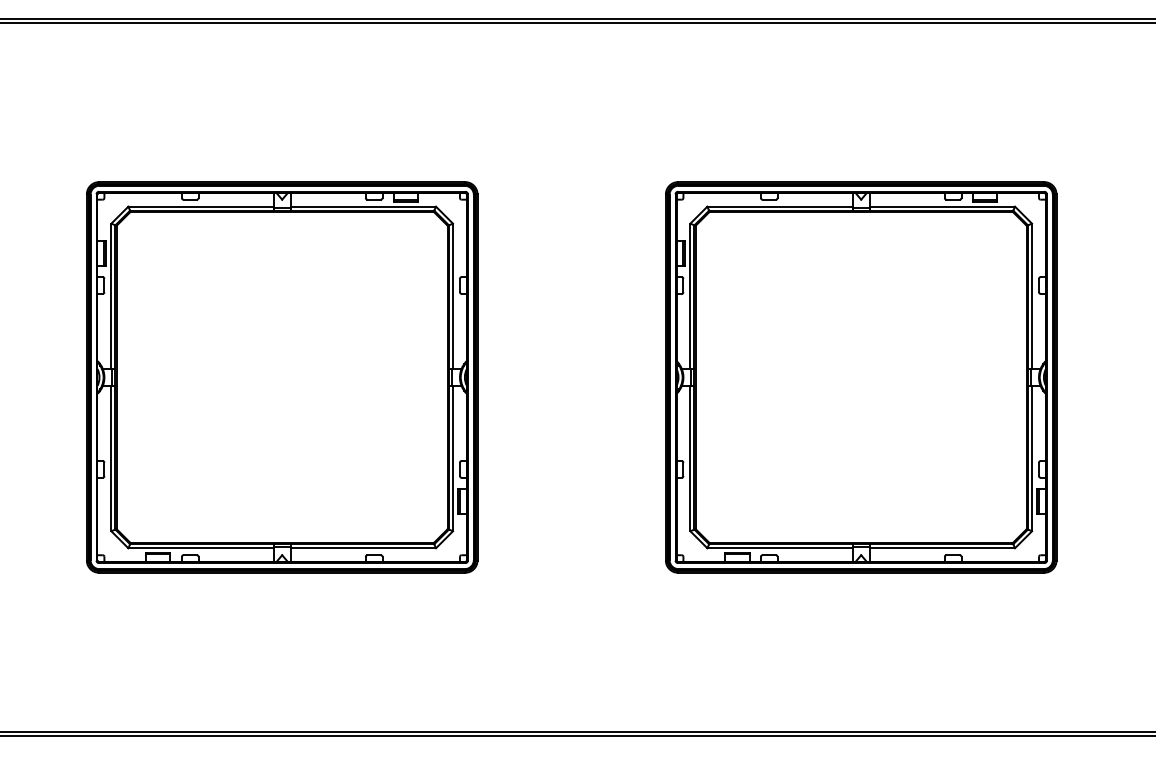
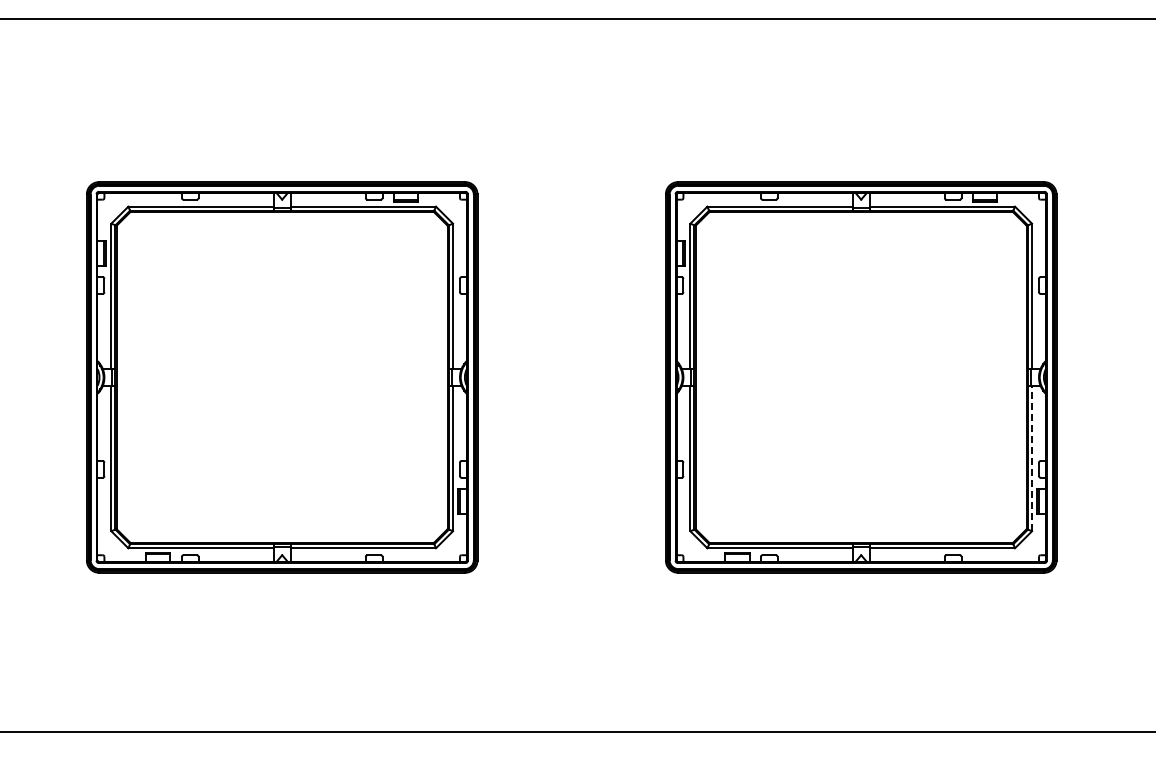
line: present -> none (577, 22)
line: solid -> dashed (1032, 458)
line: present -> none (577, 736)
